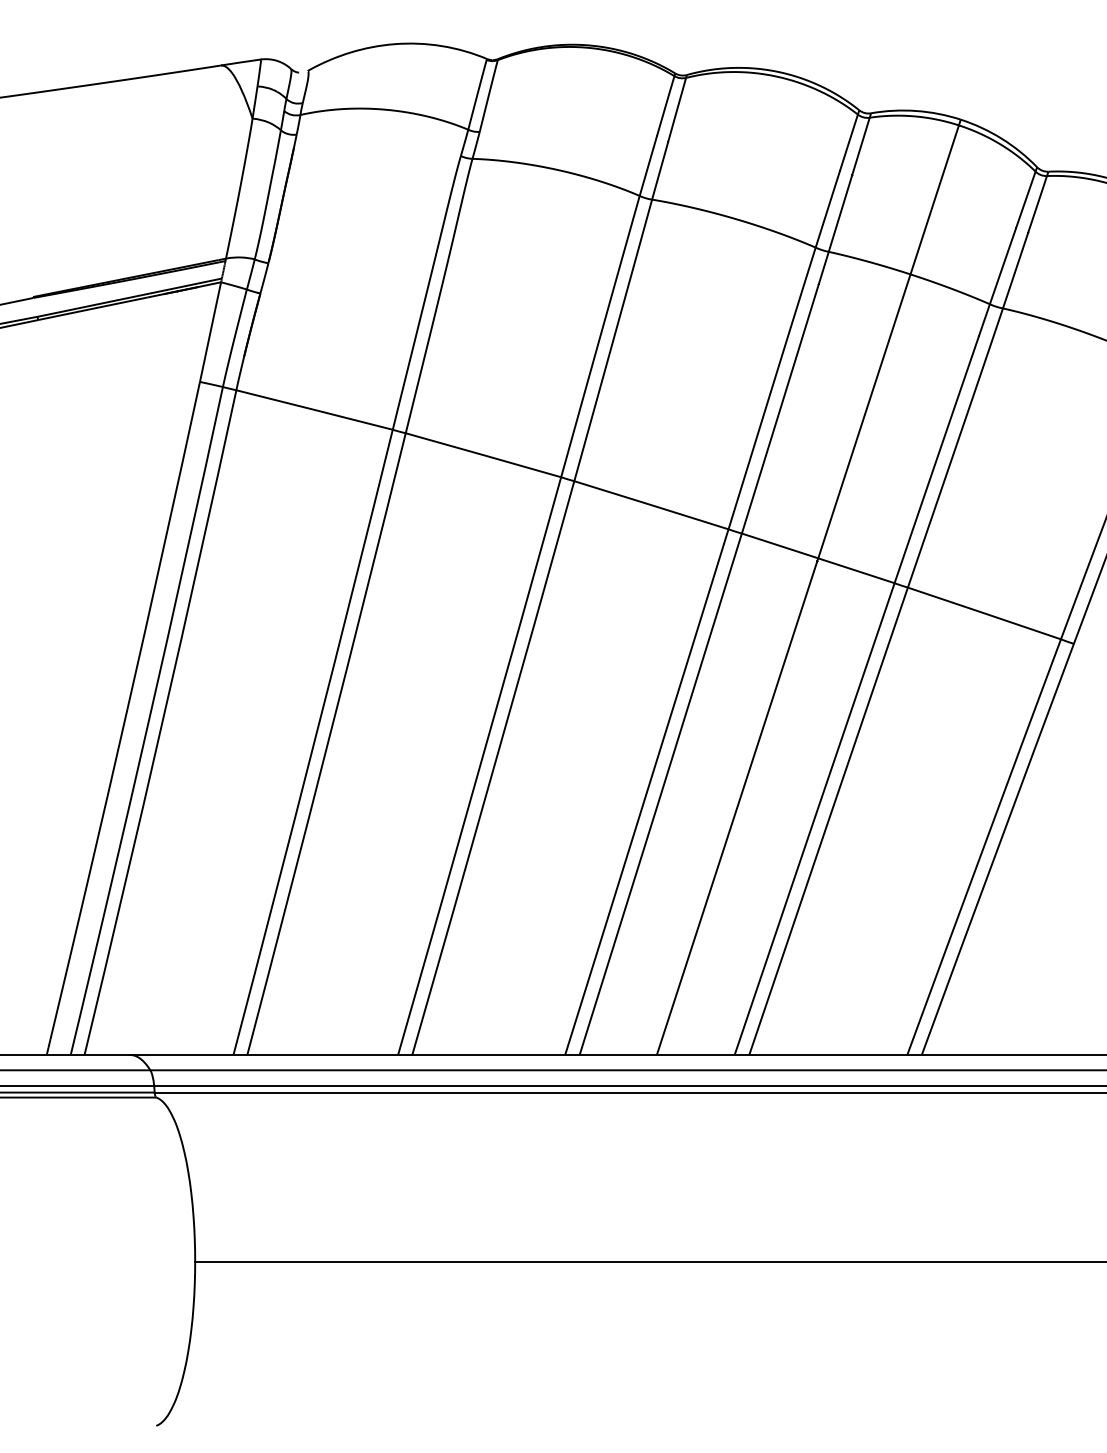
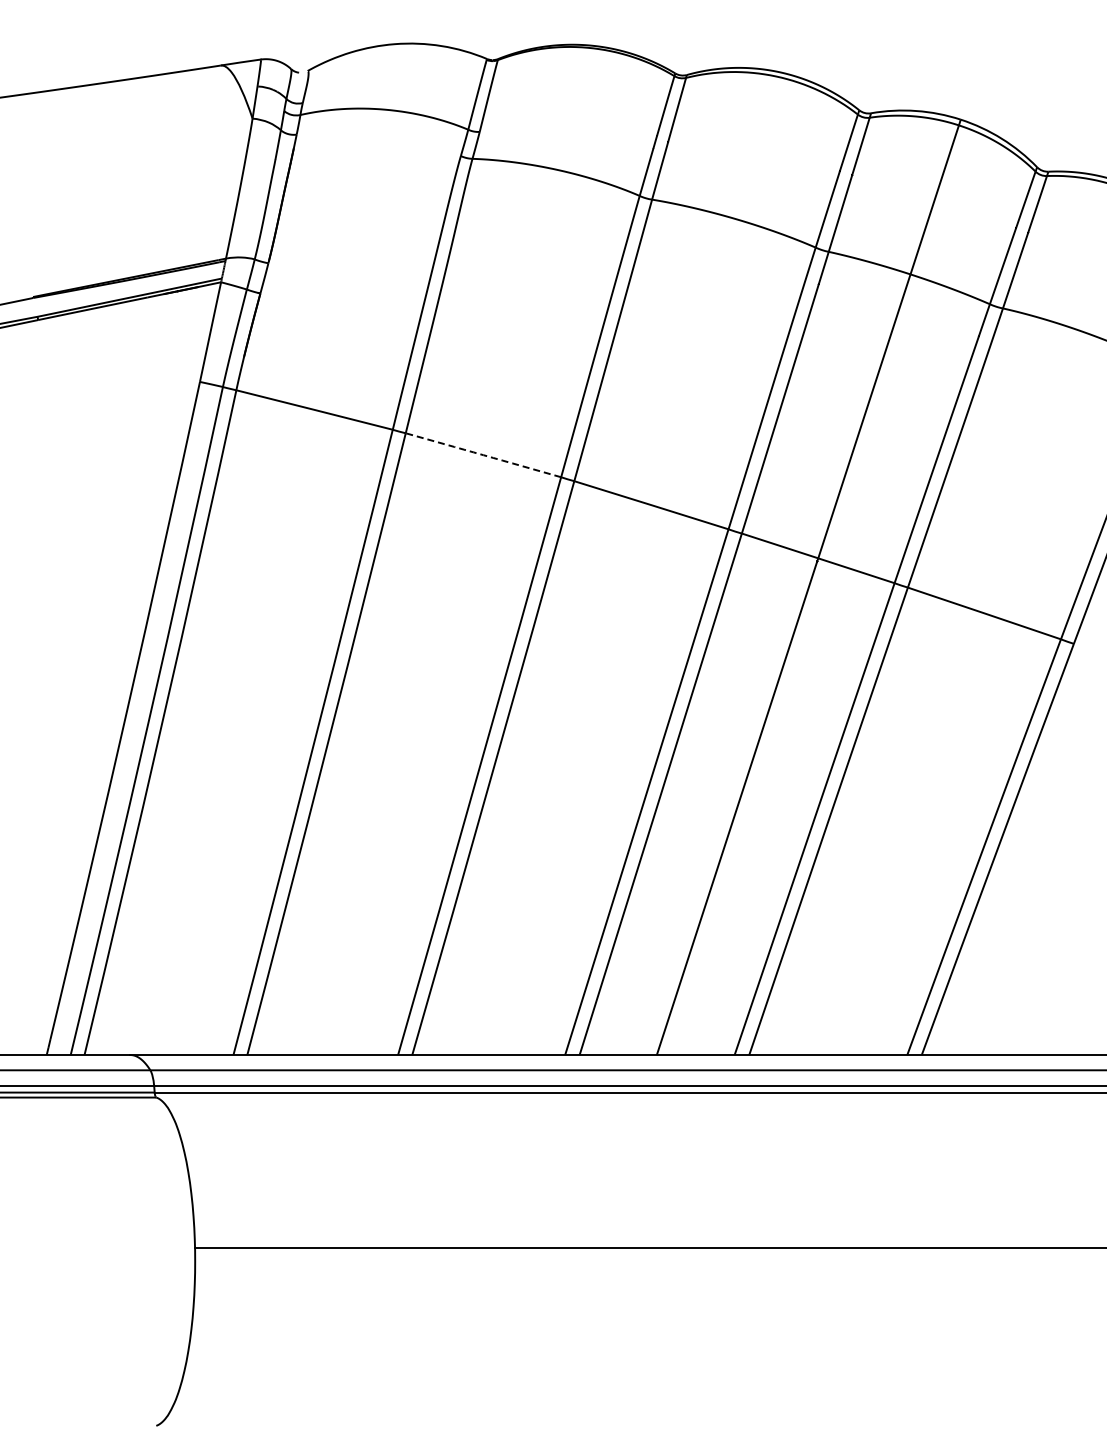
arc: solid -> dashed (483, 455)
line position: (649, 1261) -> (649, 1247) (649, 1247)
